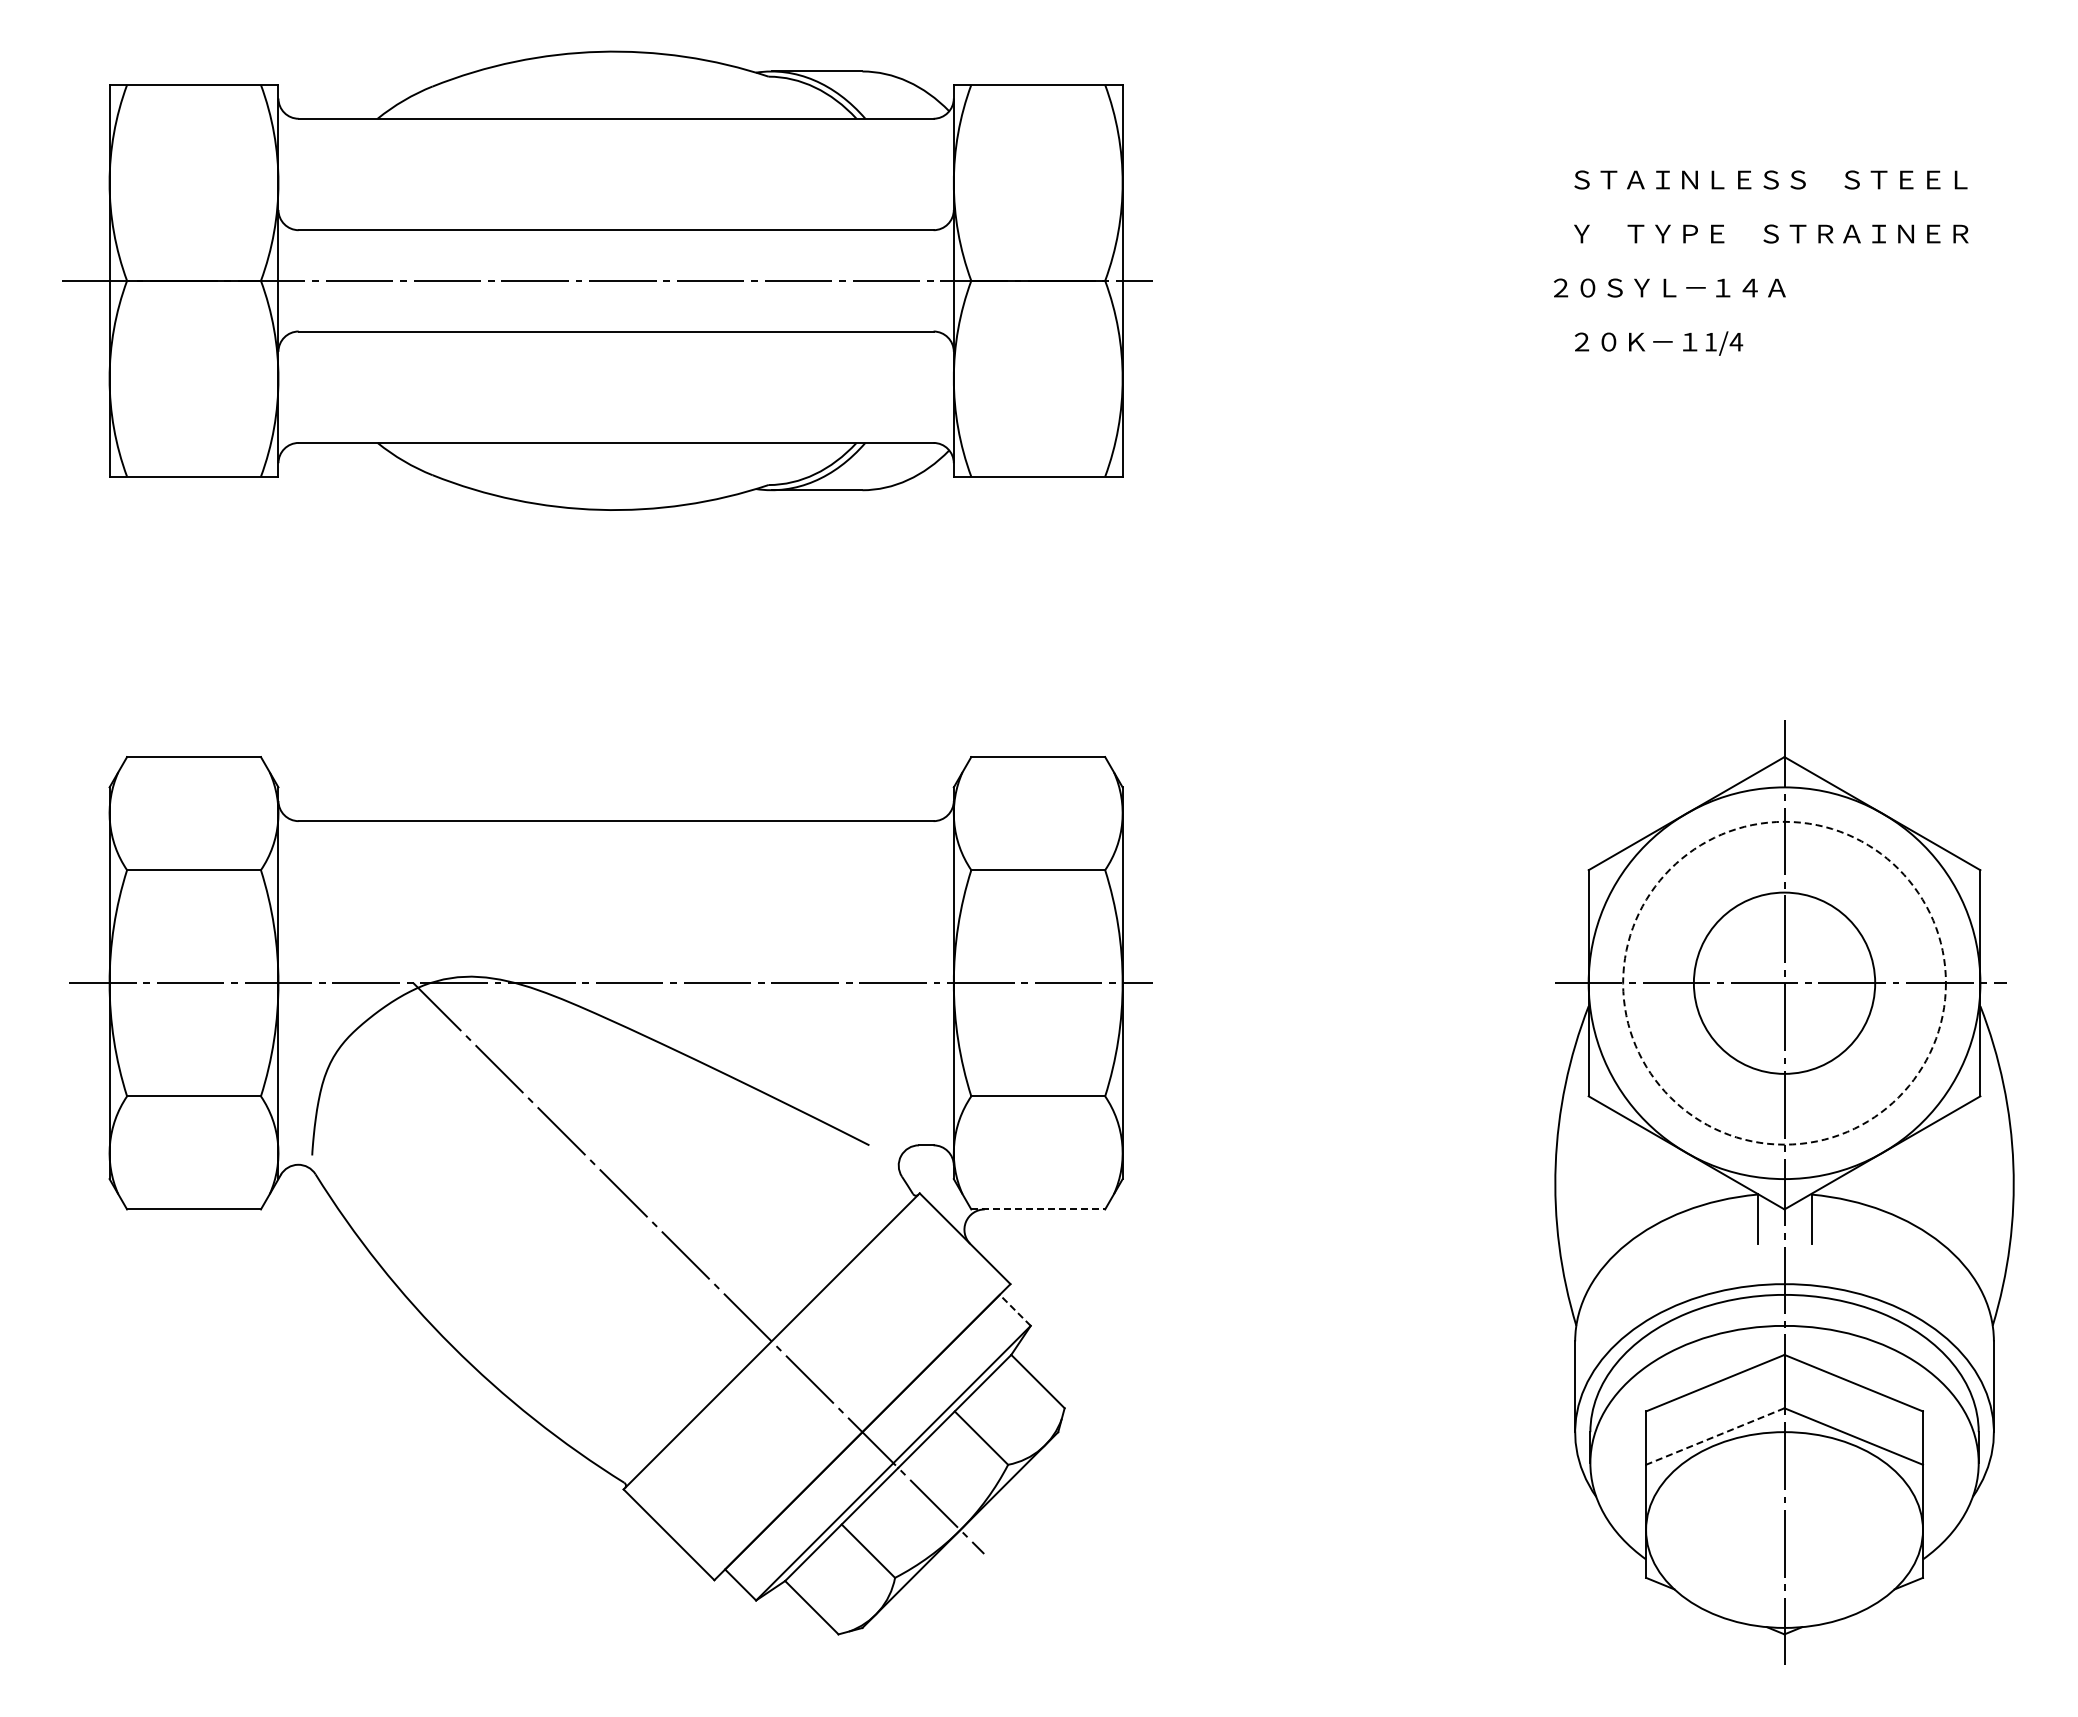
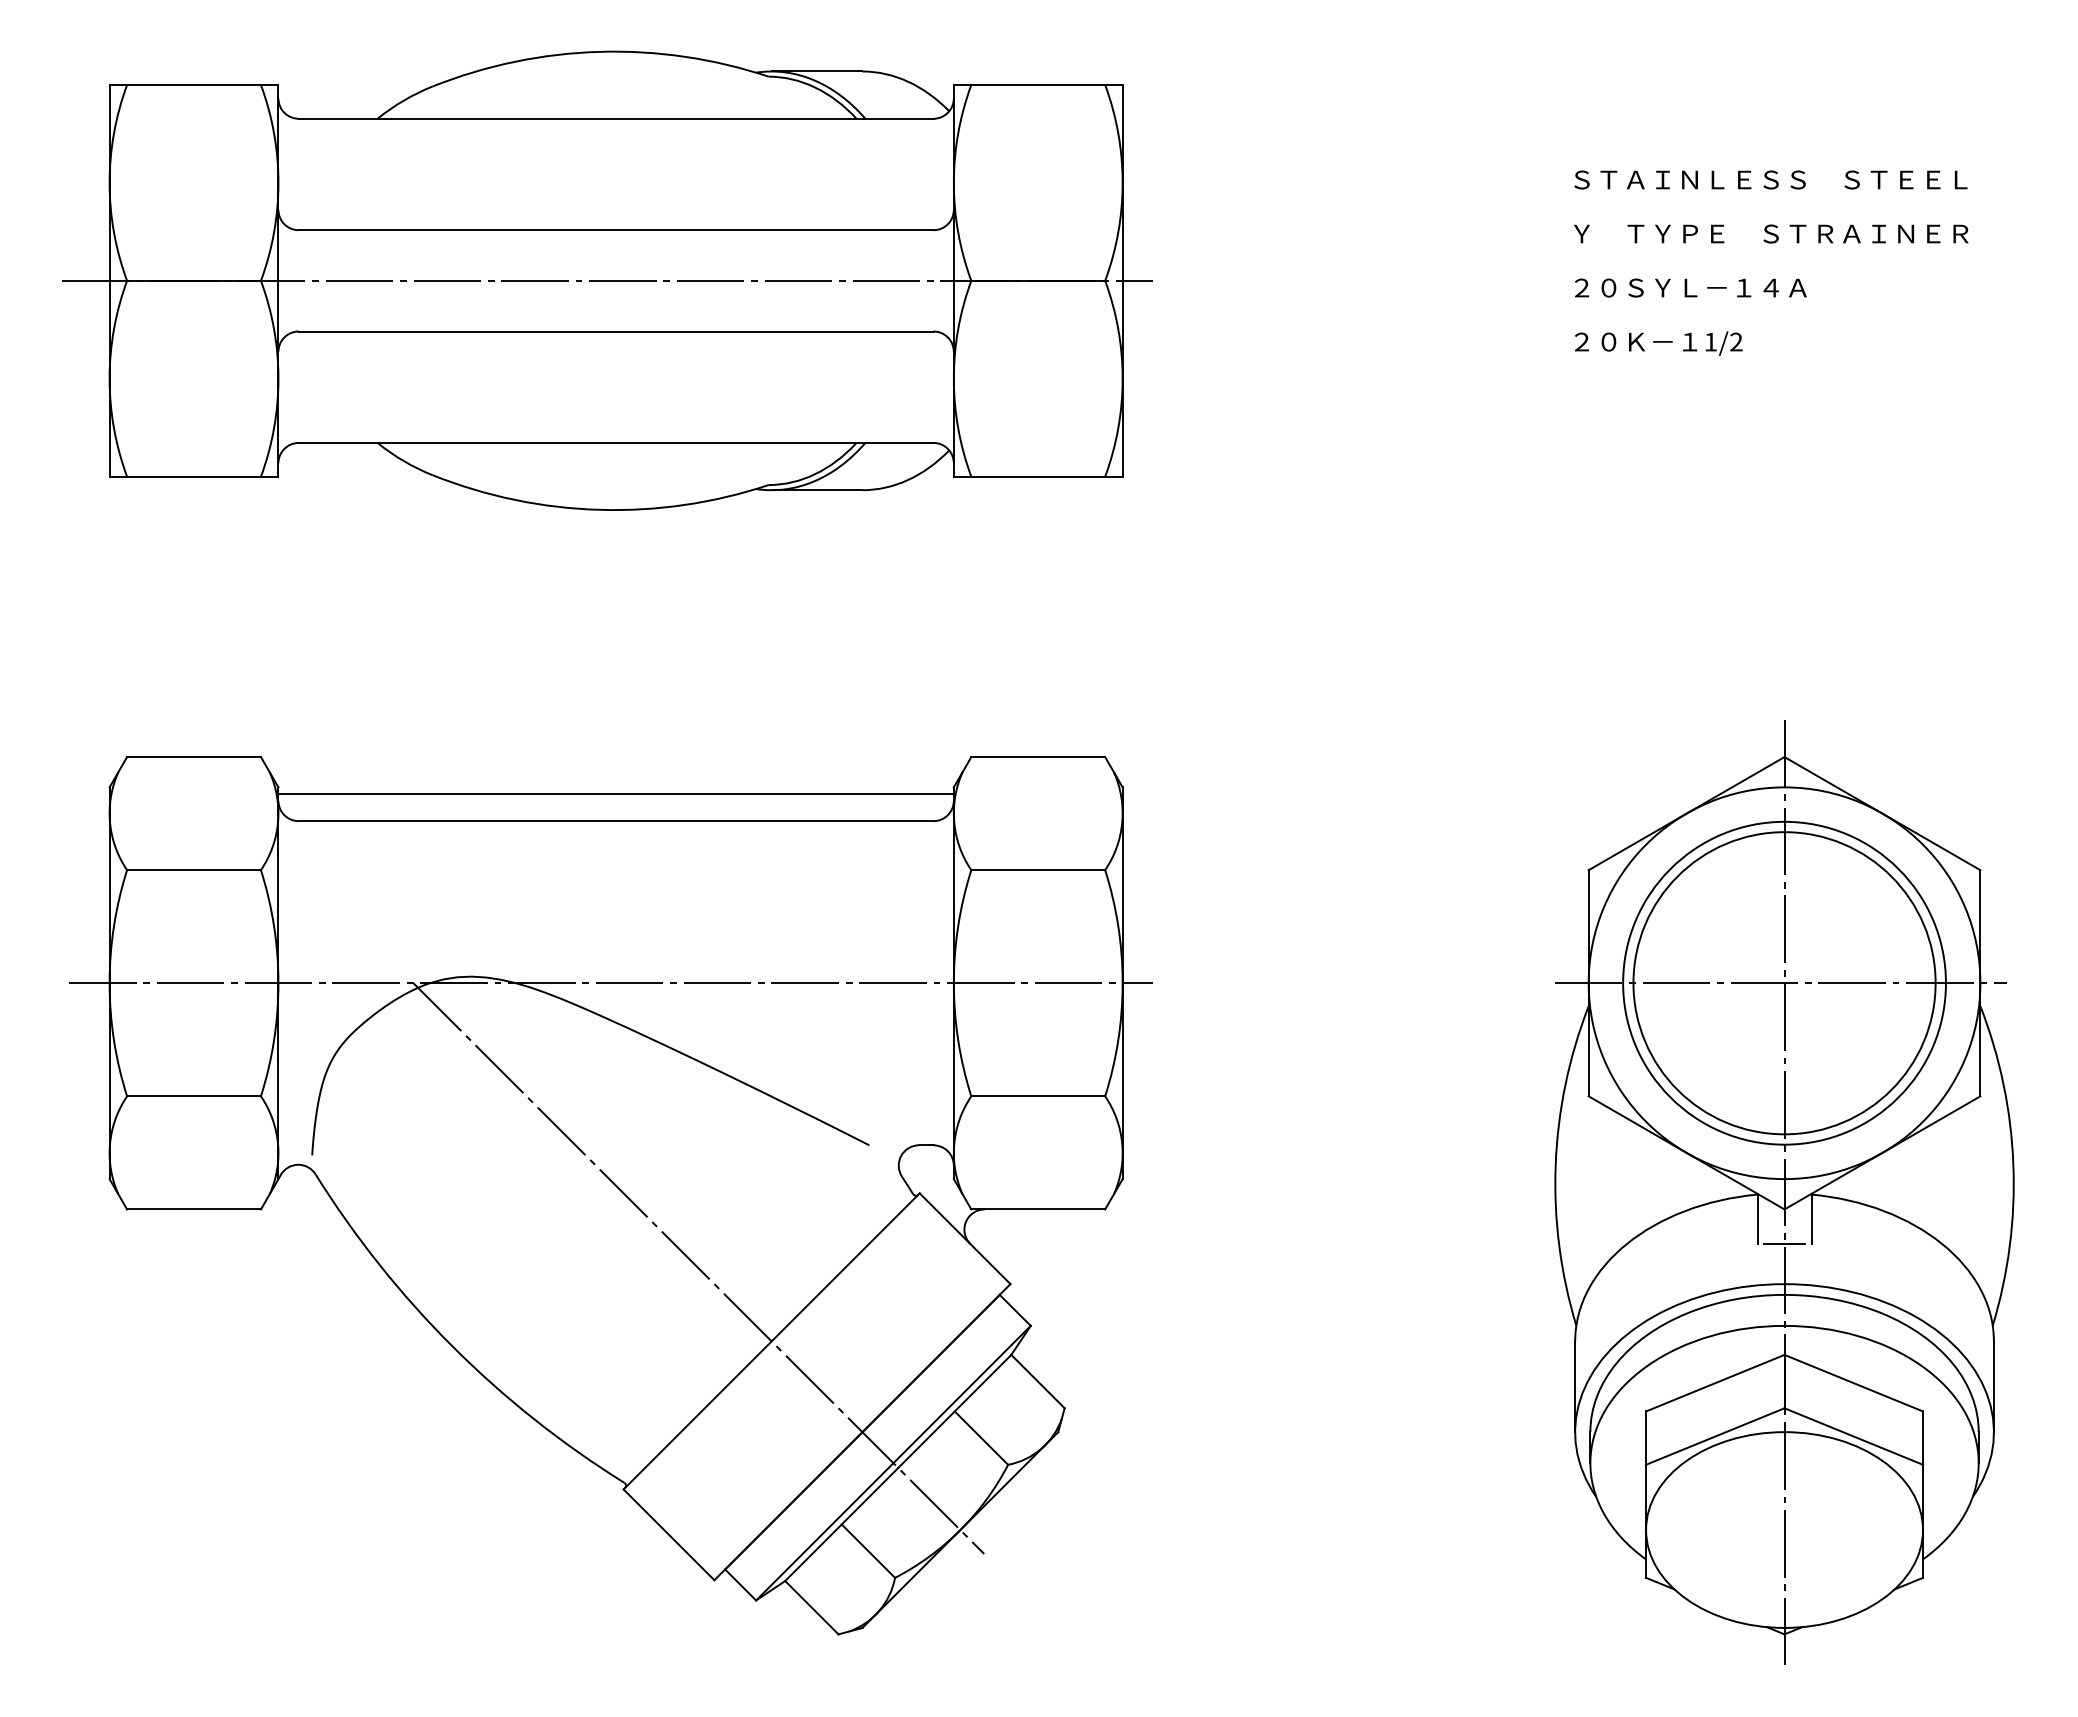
text position: (1669, 287) -> (1690, 287) (1690, 287)
text: 1/4 -> 1/2 (1736, 341)
line: none -> present (615, 794)
circle diameter: 181 px -> 302 px (1784, 983)
circle: dashed -> solid (1784, 982)
line: dashed -> solid (1038, 1209)
line: none -> present (1784, 1244)
line: dashed -> solid (1015, 1310)
line: dashed -> solid (1715, 1436)
